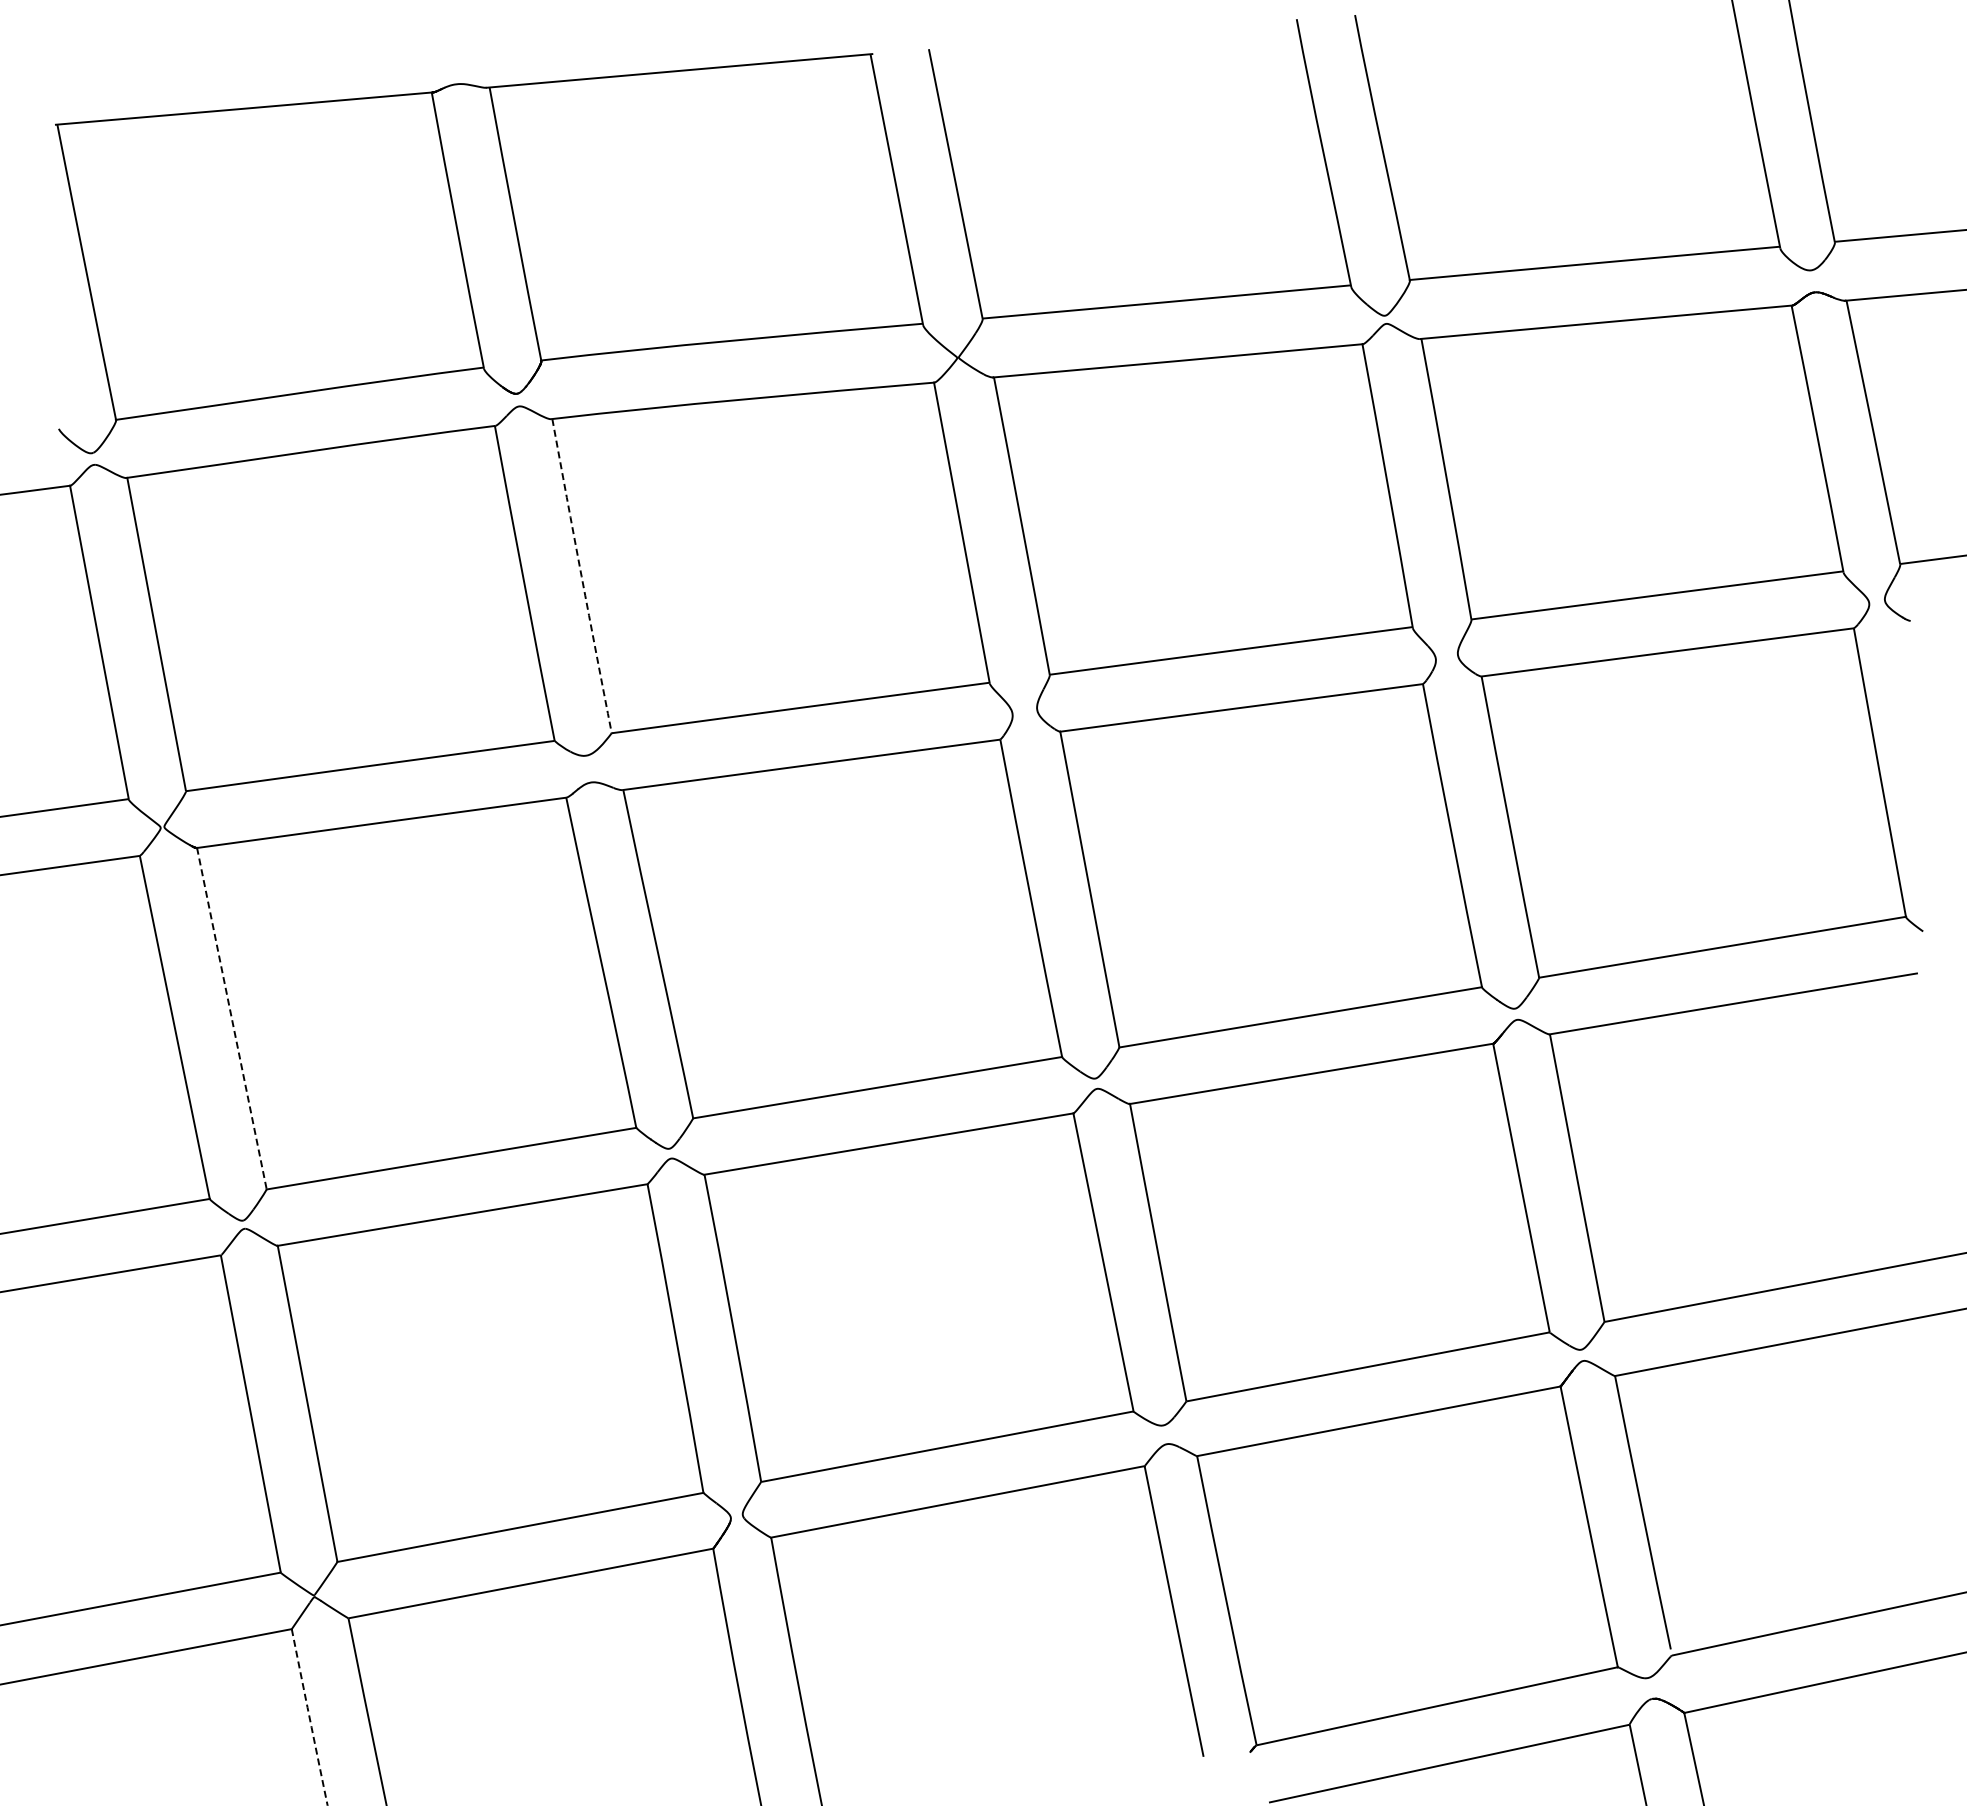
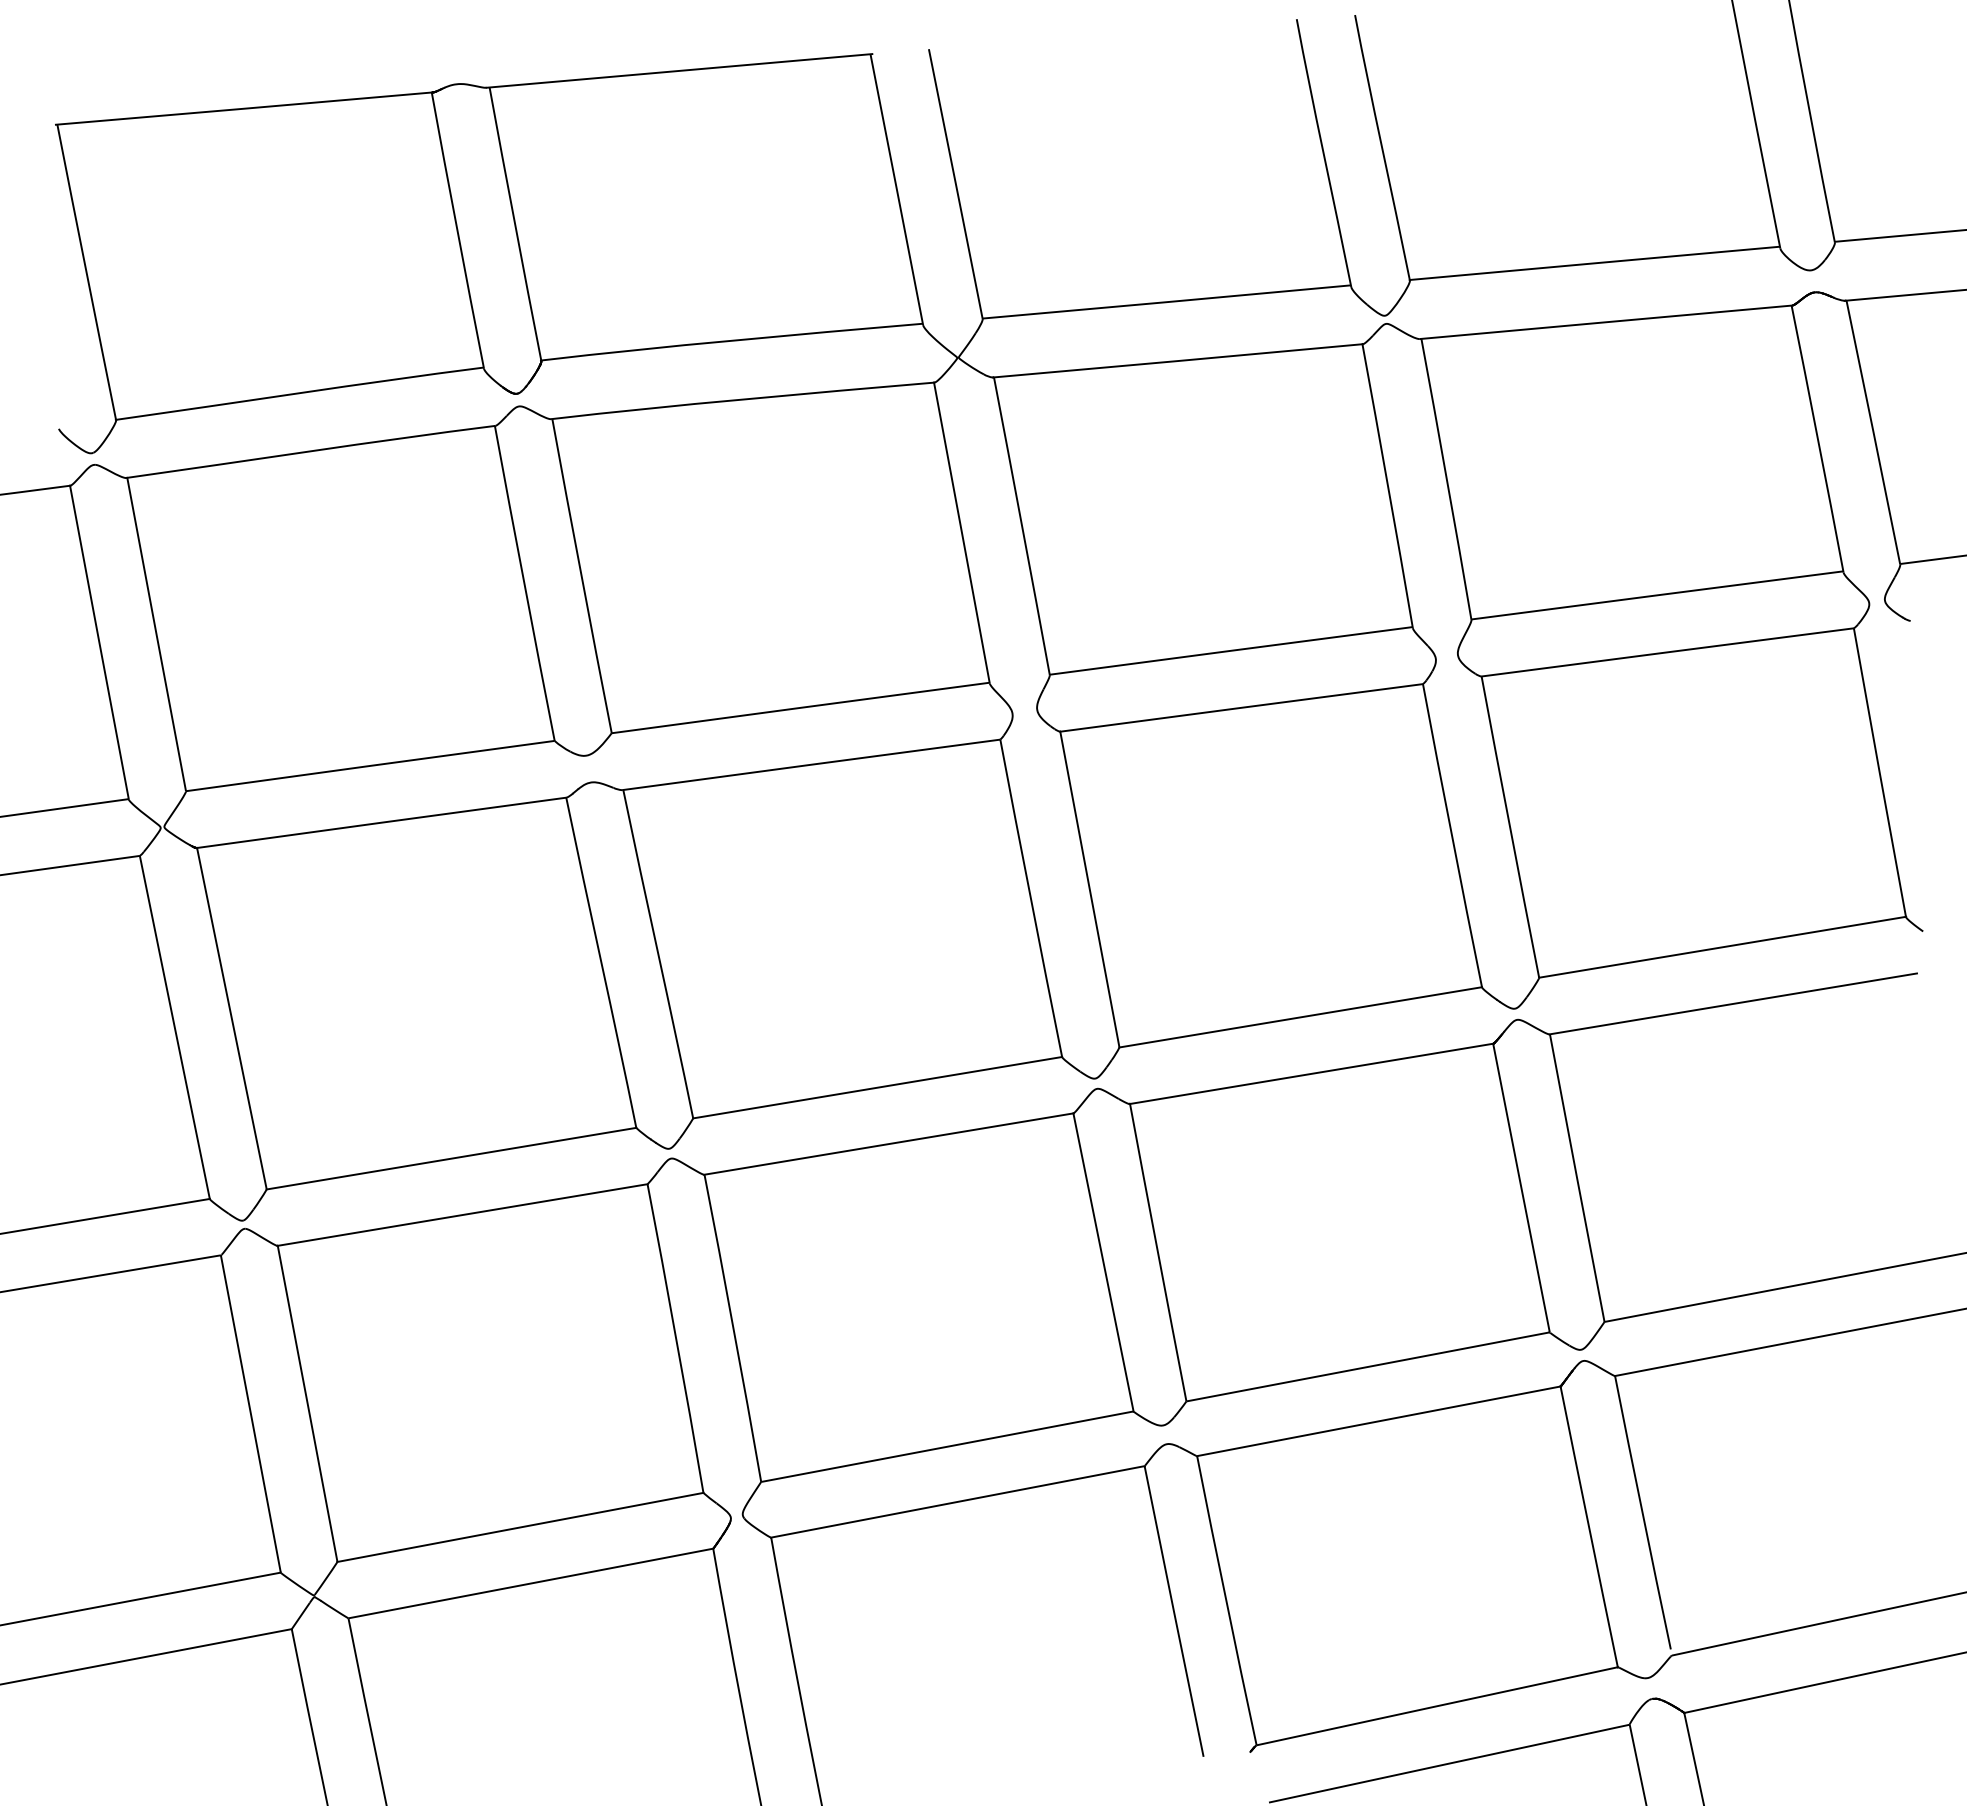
arc: dashed -> solid (581, 576)
arc: dashed -> solid (231, 1018)
arc: dashed -> solid (309, 1717)
